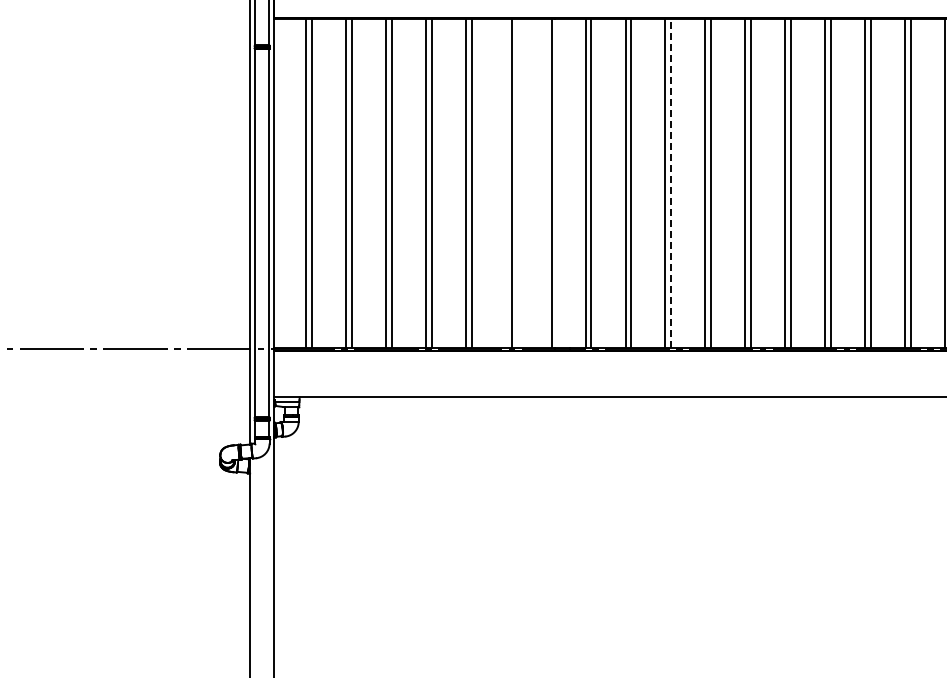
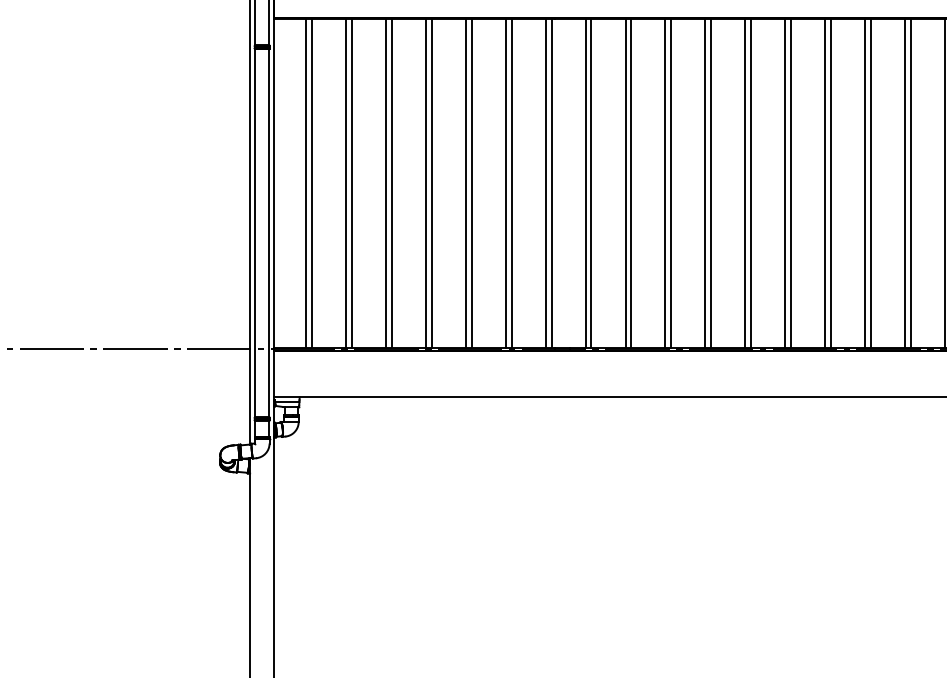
line: none -> present (505, 183)
line: none -> present (545, 183)
line: dashed -> solid (671, 183)
